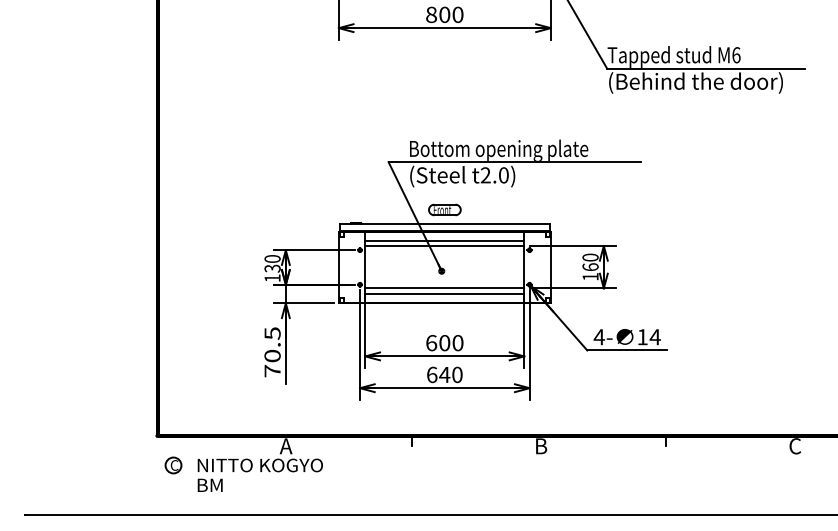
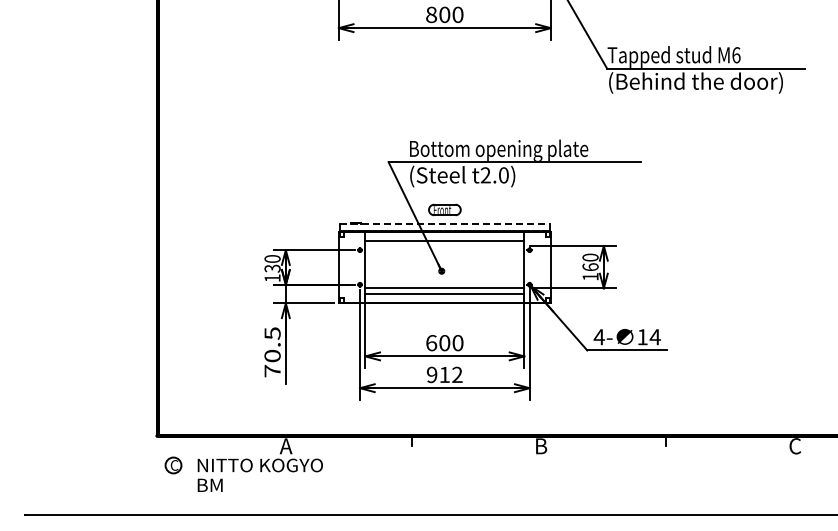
line: solid -> dashed (445, 223)
line: present -> none (444, 246)
text: 640 -> 912 (444, 374)
